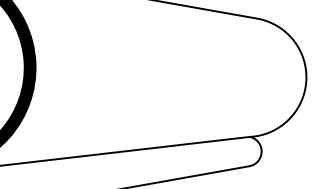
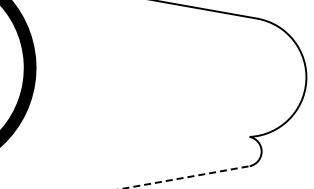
line: present -> none (125, 150)
line: solid -> dashed (185, 177)
